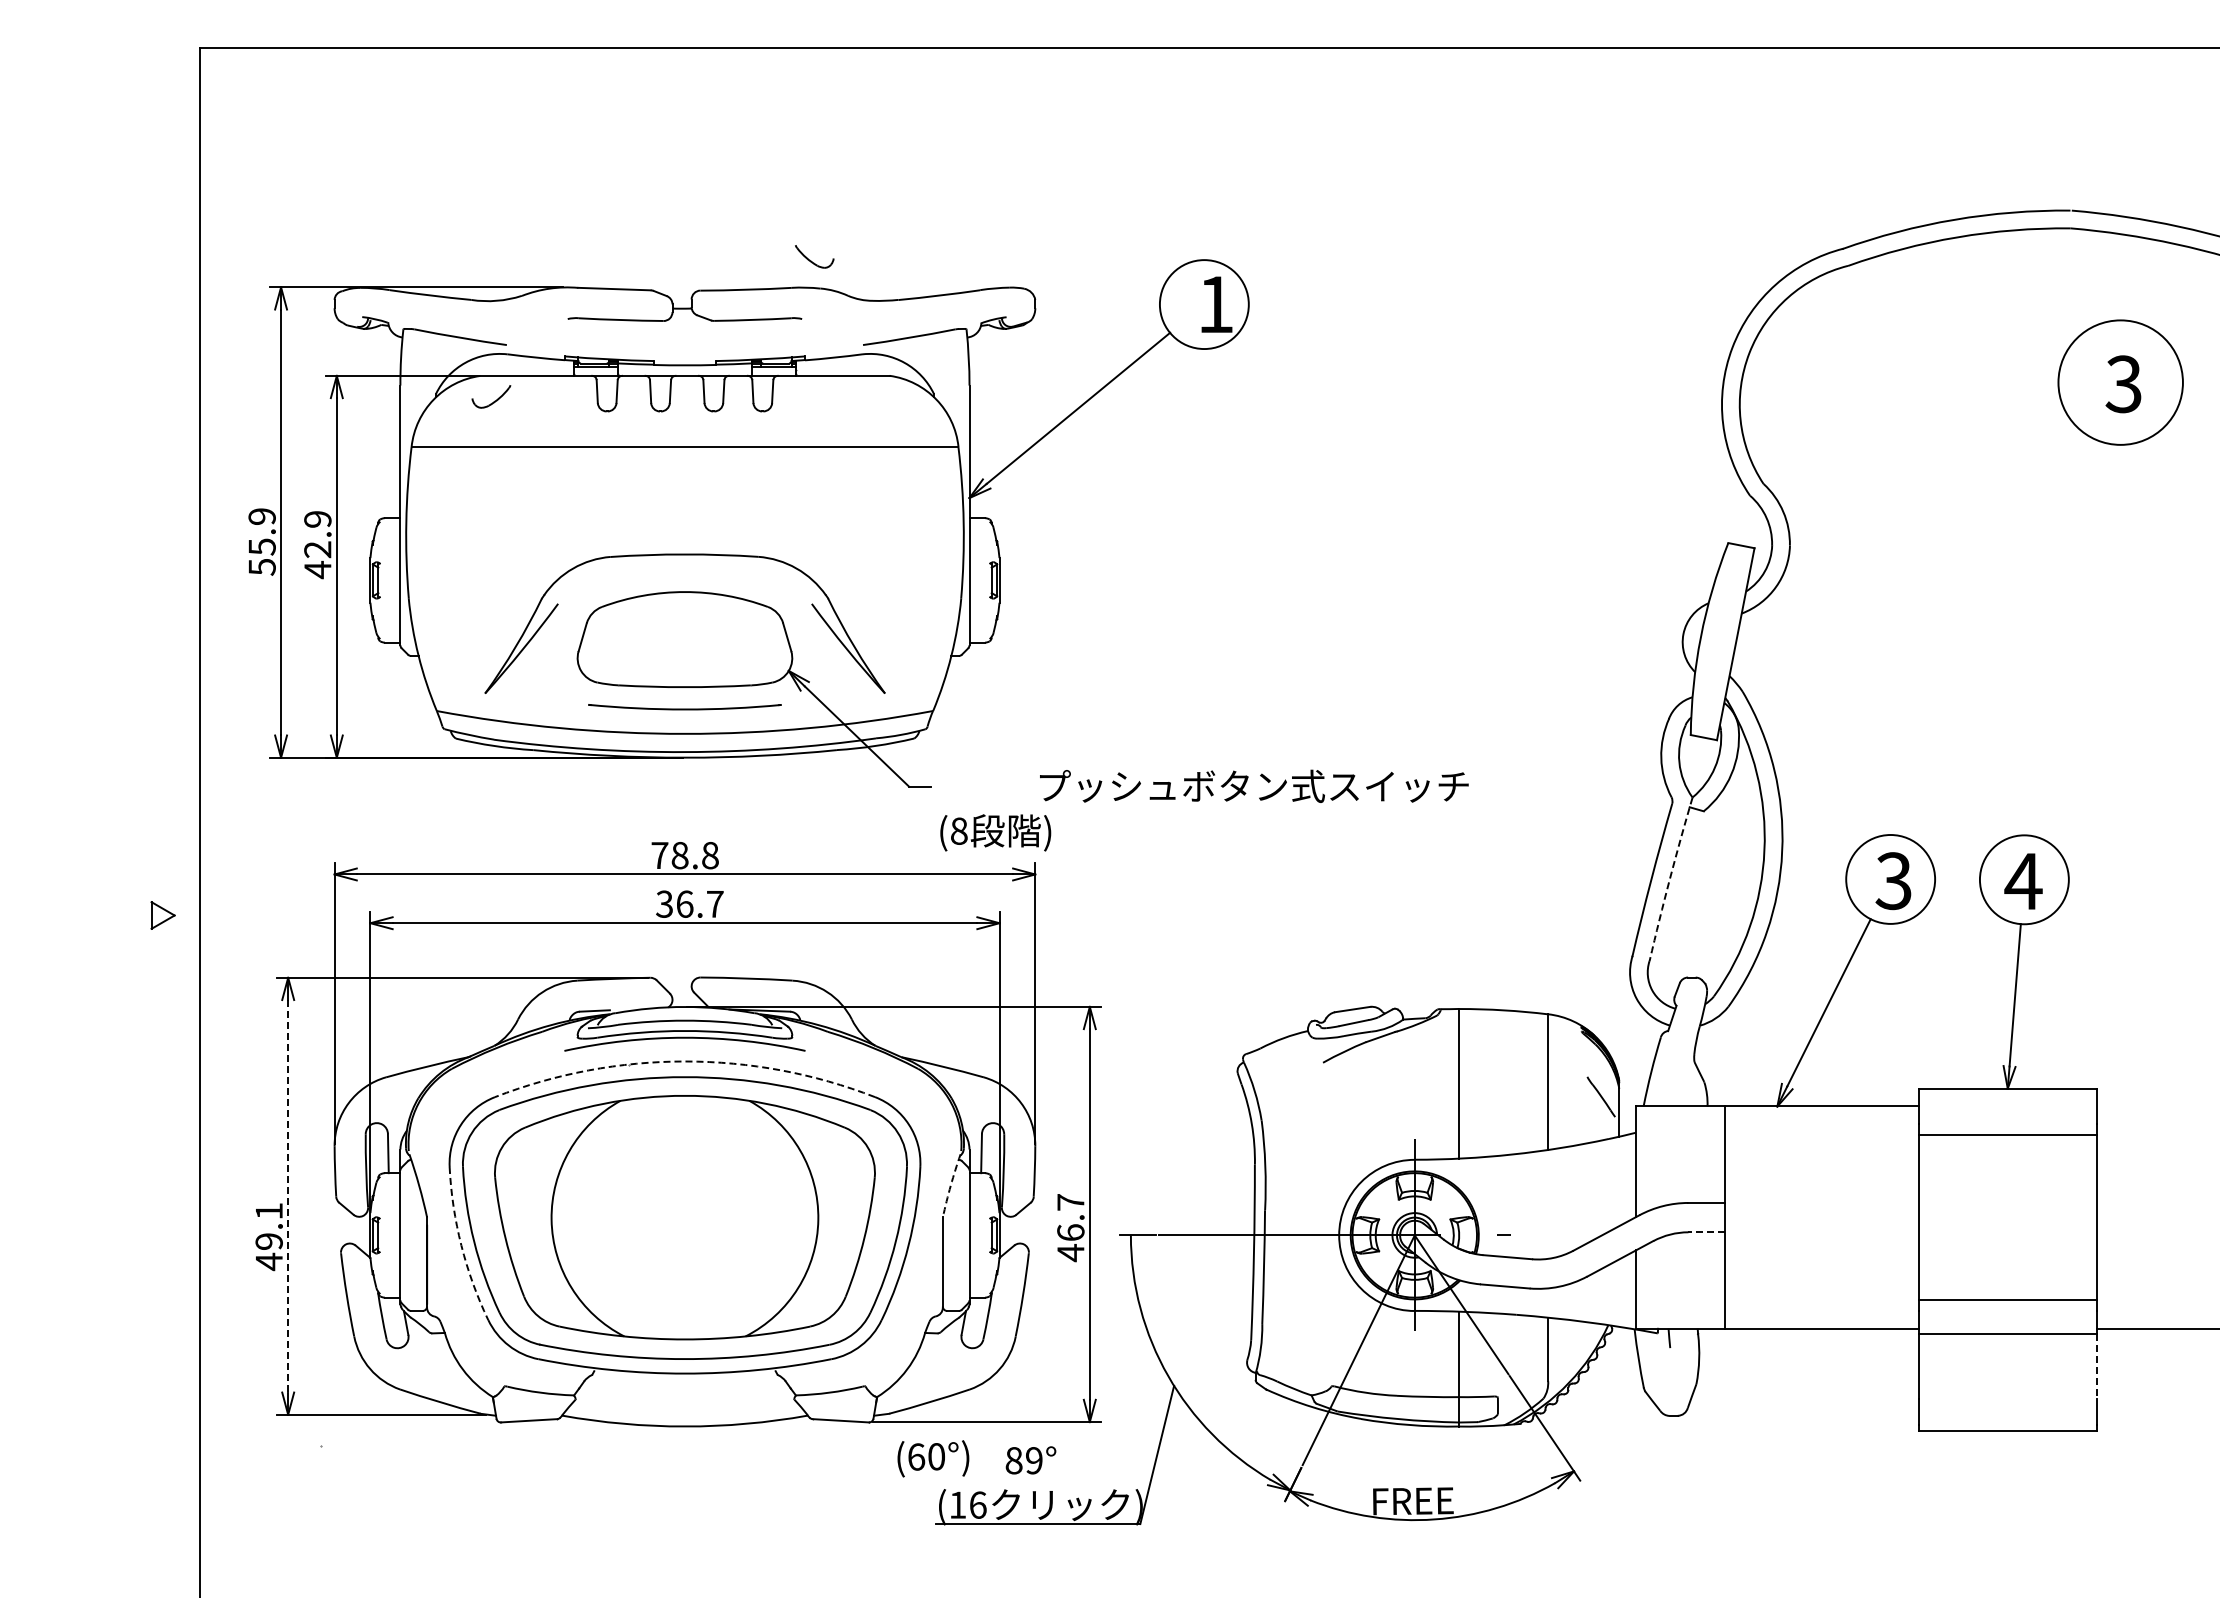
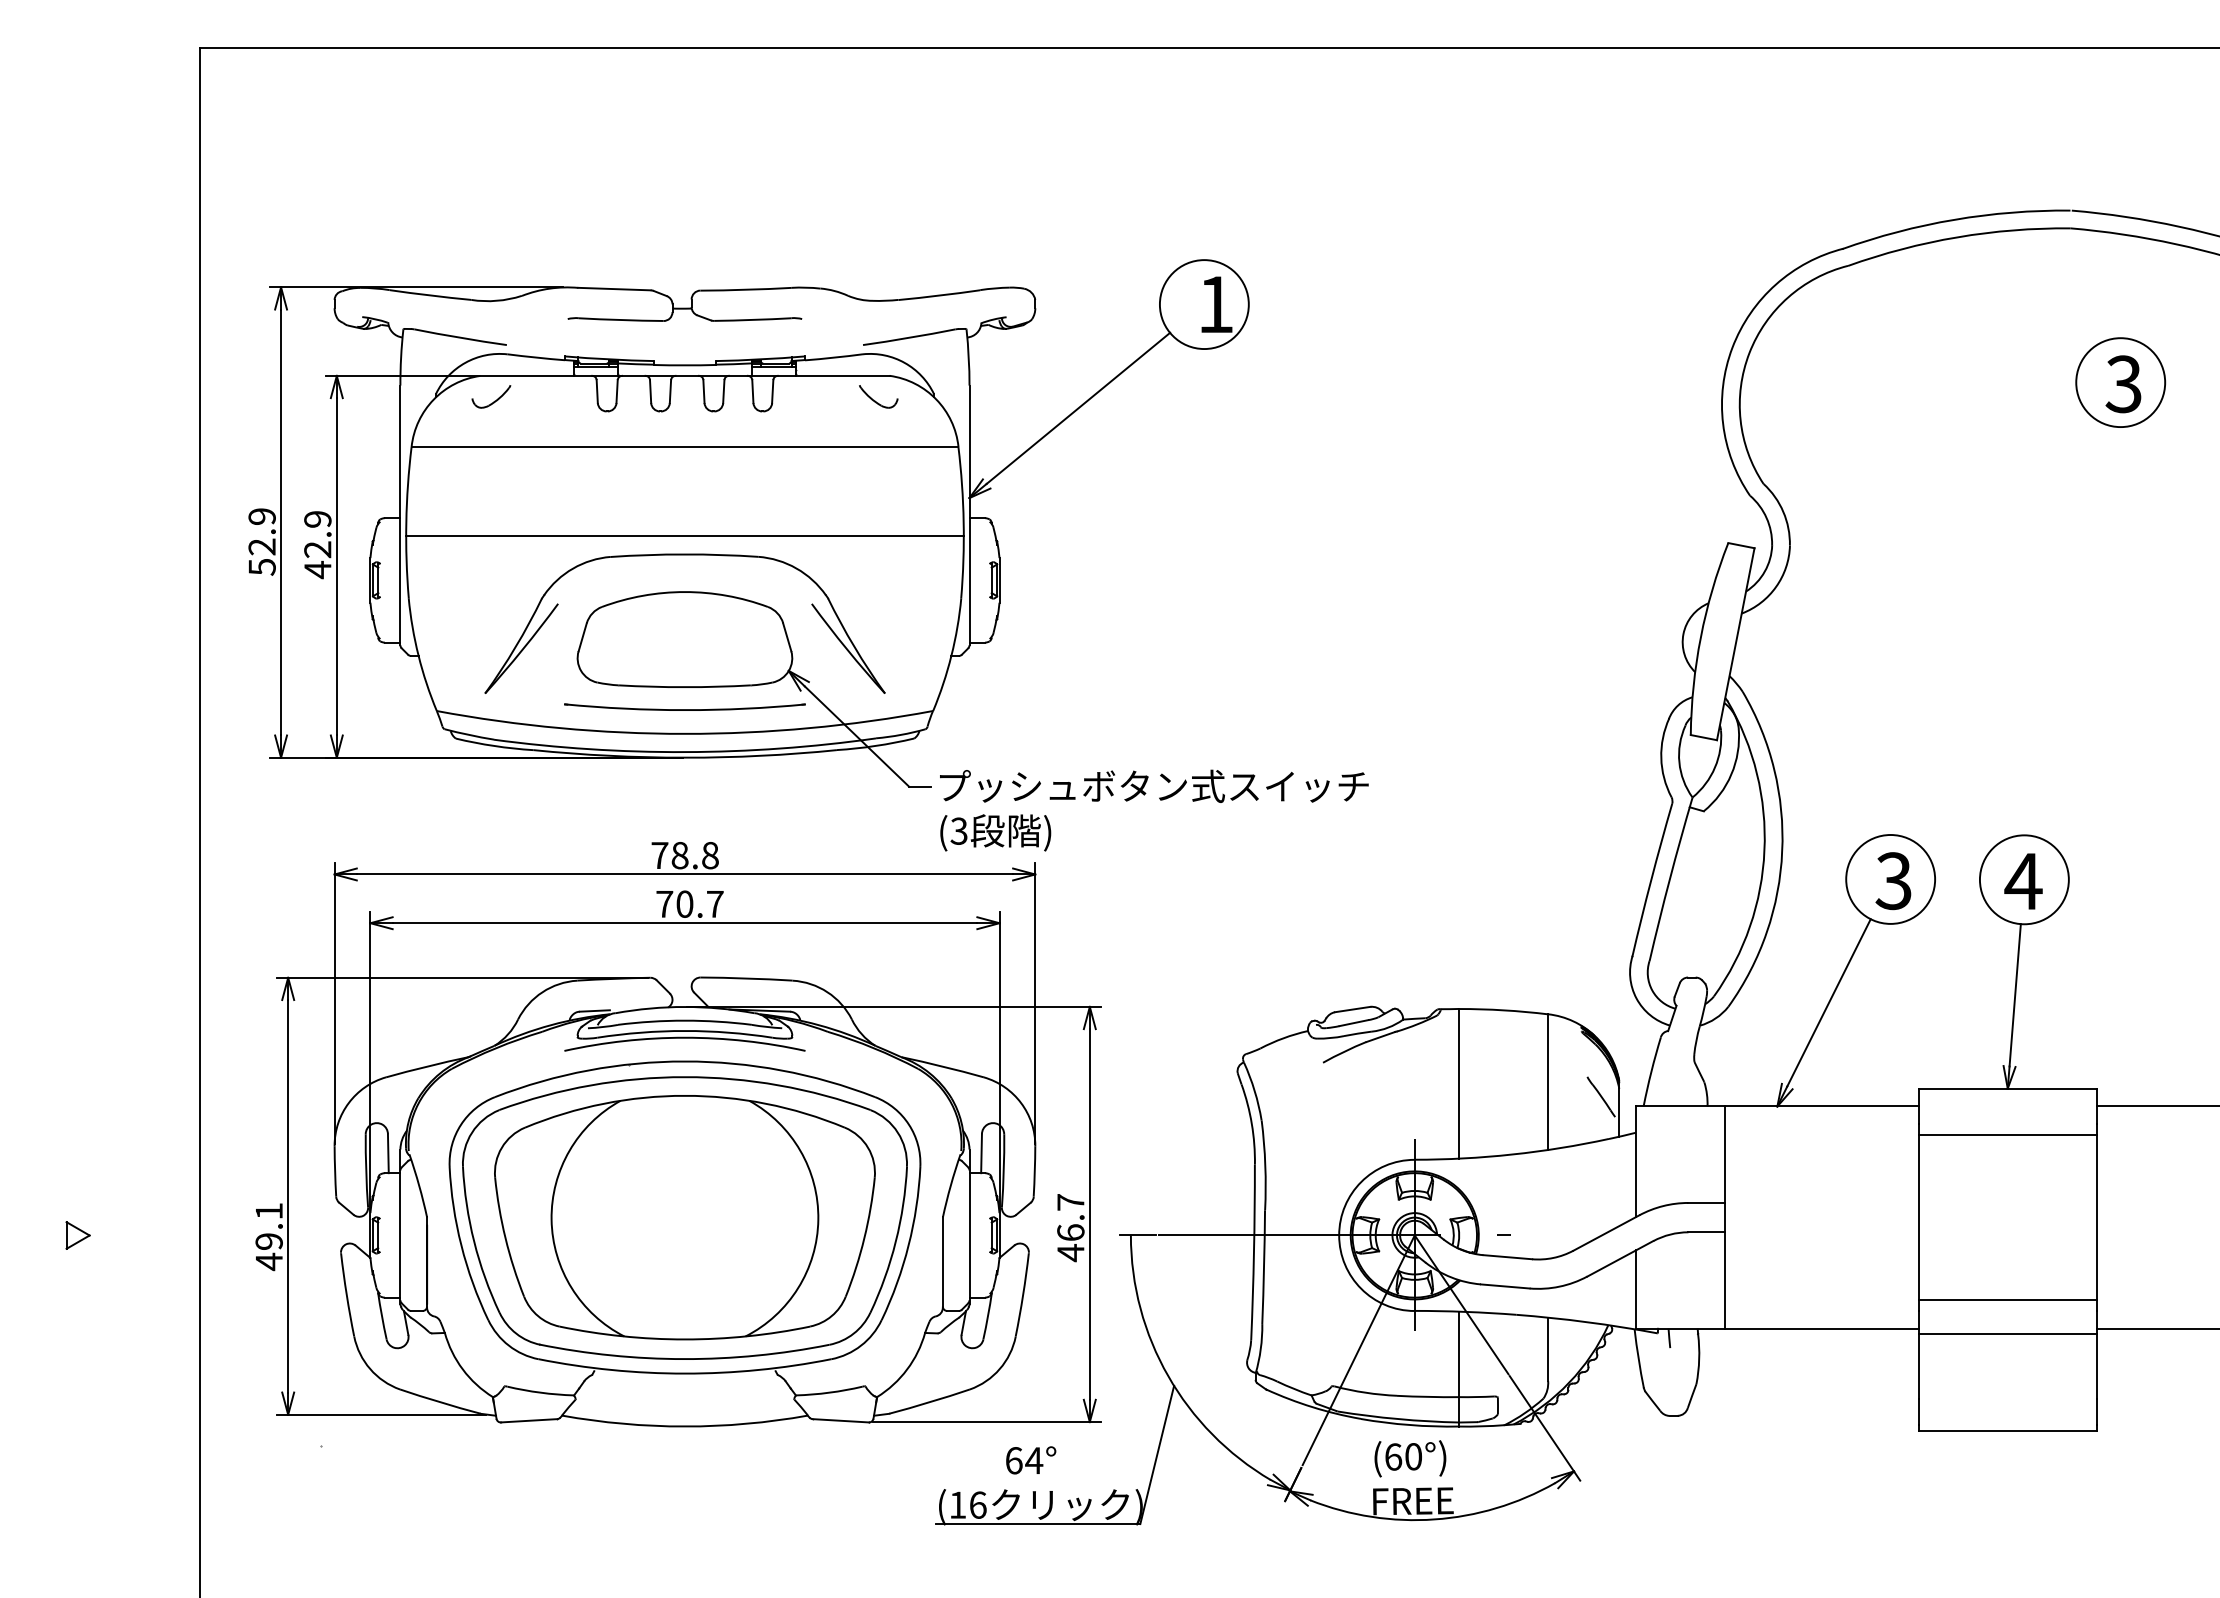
part position: (814, 256) -> (878, 396) (878, 396)
circle diameter: 124 px -> 89 px (2120, 382)
line: none -> present (684, 535)
text: 55.9 -> 52.9 (261, 546)
part size: 194x7 px -> 242x8 px (684, 706)
text position: (1254, 785) -> (1154, 785) (1154, 785)
text: (8 -> (3 (958, 830)
arc: dashed -> solid (1669, 879)
text: 36.7 -> 70.7 (674, 903)
part position: (162, 915) -> (77, 1235) (77, 1235)
arc: dashed -> solid (685, 1061)
line: none -> present (2156, 1106)
arc: dashed -> solid (950, 1185)
line: dashed -> solid (288, 1196)
line: dashed -> solid (1706, 1232)
arc: dashed -> solid (461, 1245)
line: dashed -> solid (2096, 1367)
text position: (933, 1458) -> (1410, 1458) (1410, 1458)
text: 89° -> 64° (1024, 1460)
